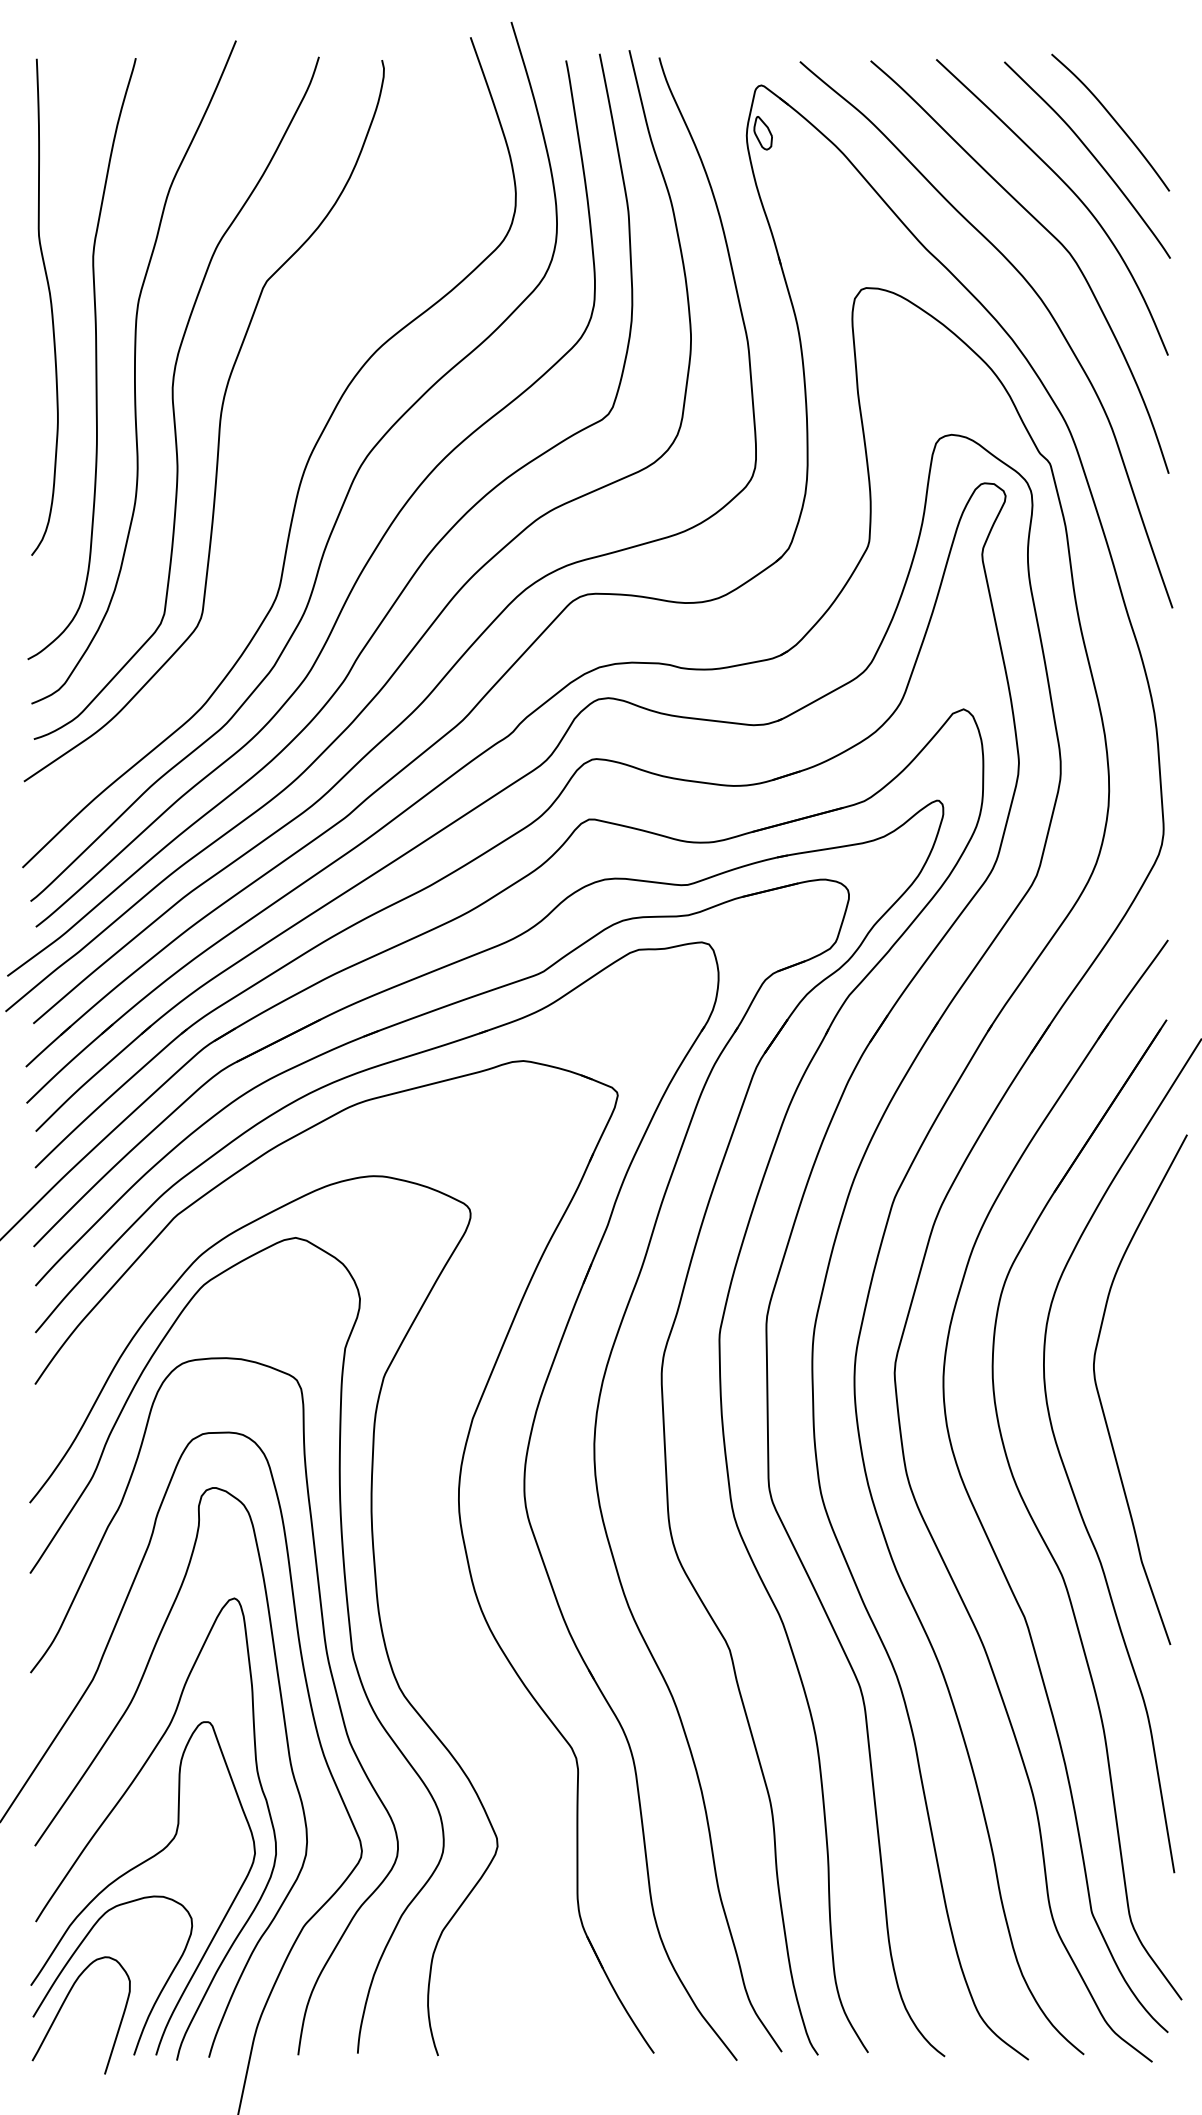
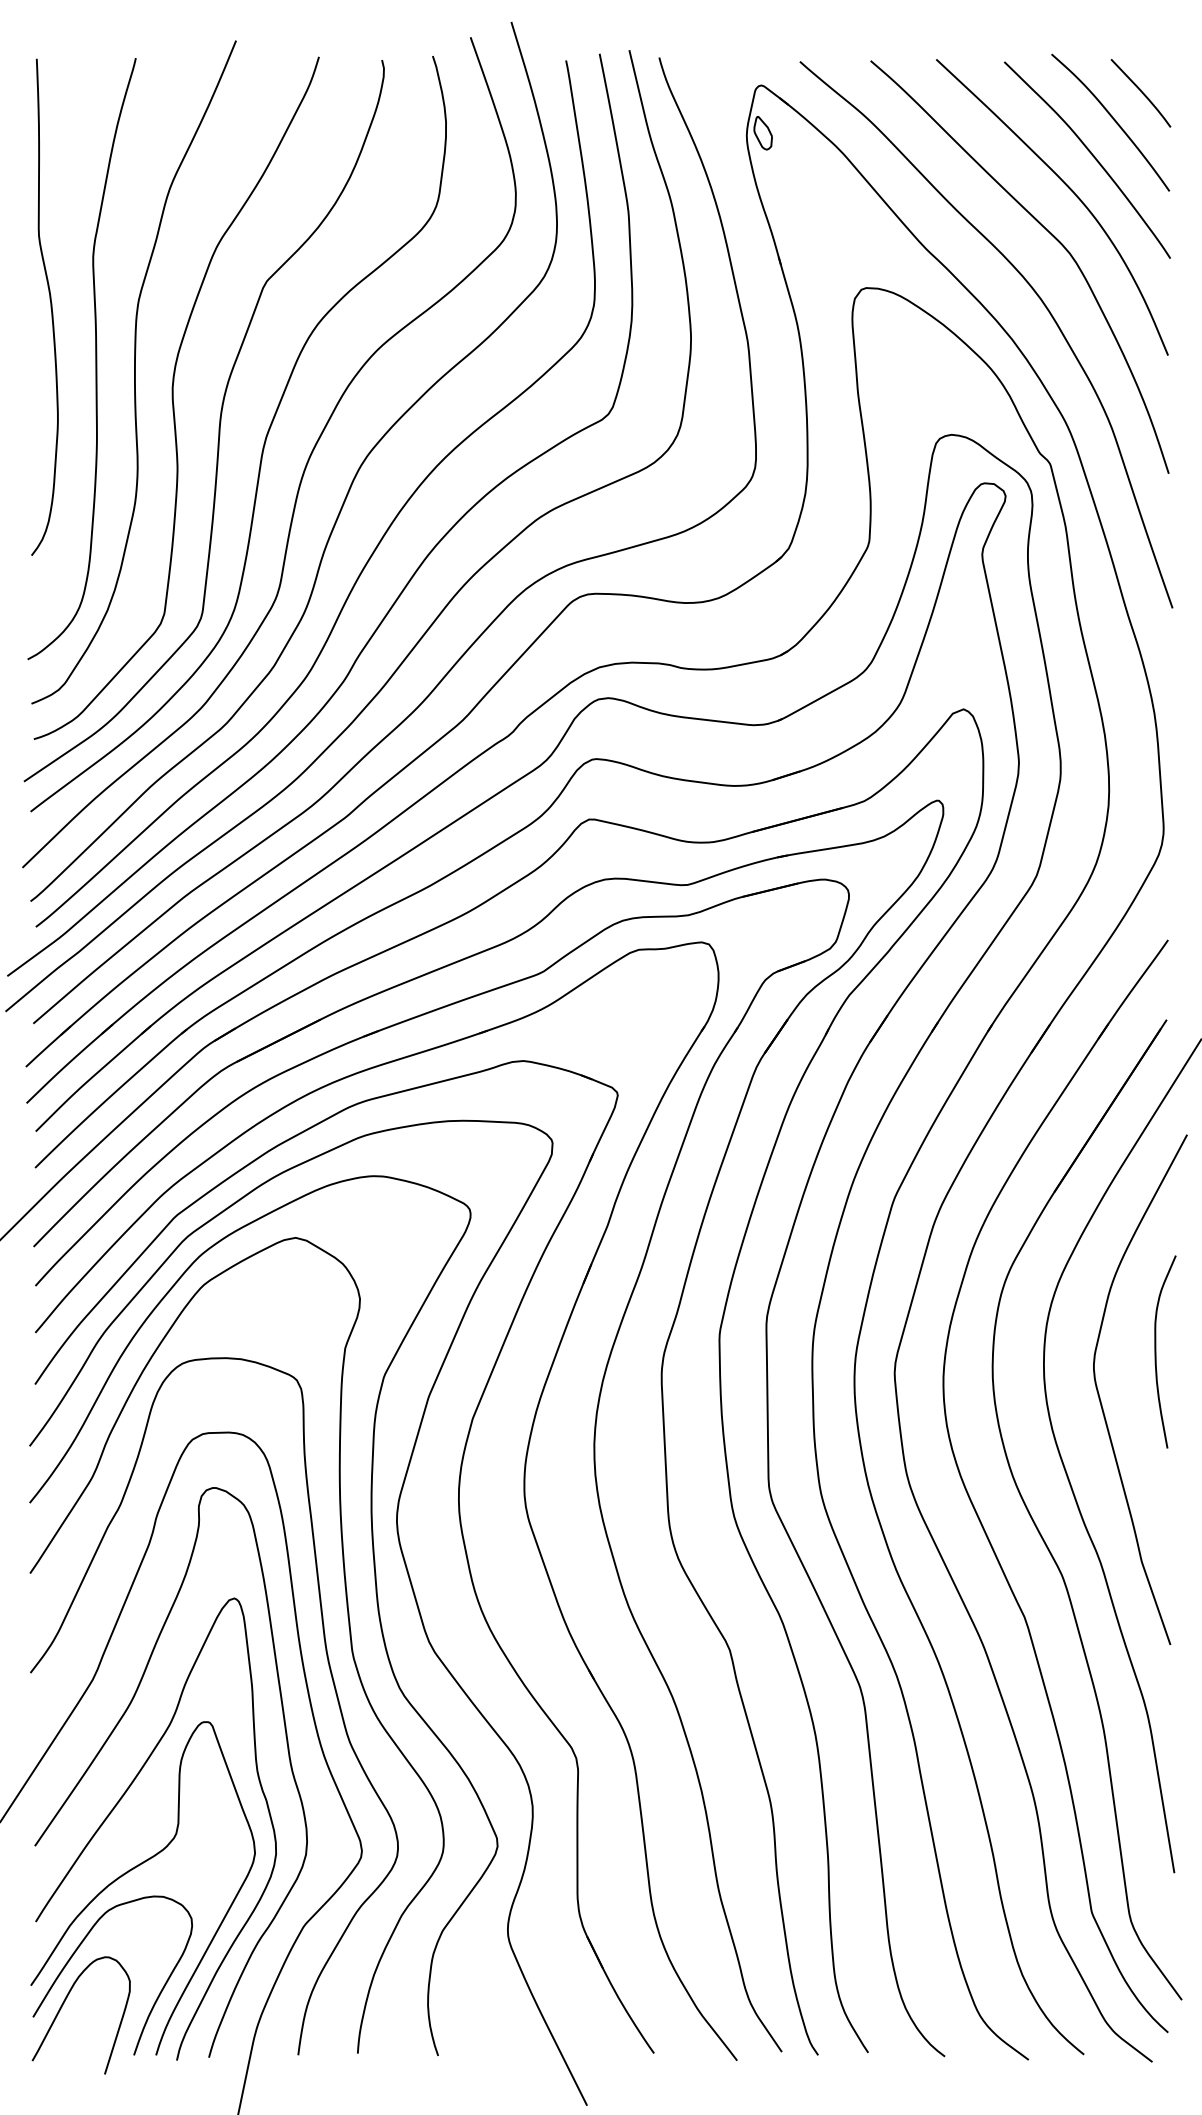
curve: none -> present (1141, 92)
curve: none -> present (264, 439)
curve: none -> present (1156, 1351)
curve: none -> present (409, 1582)
